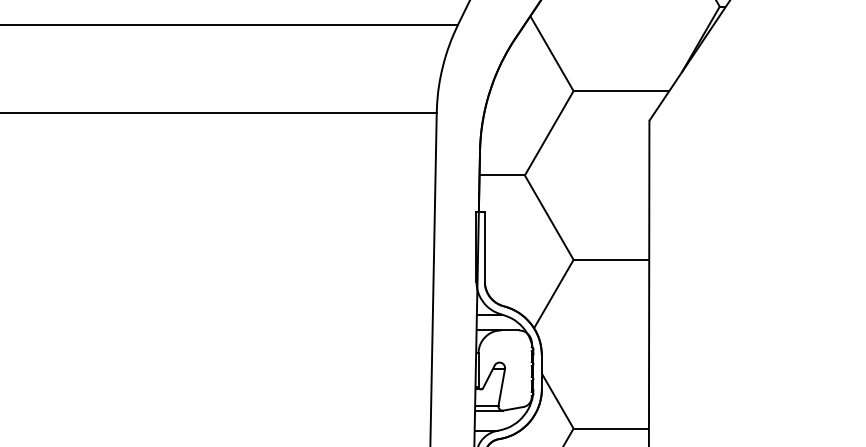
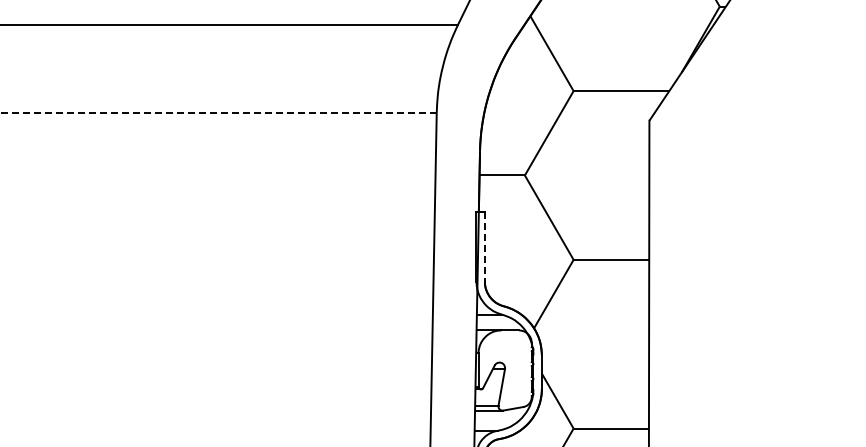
line: solid -> dashed (217, 113)
line: solid -> dashed (484, 247)
